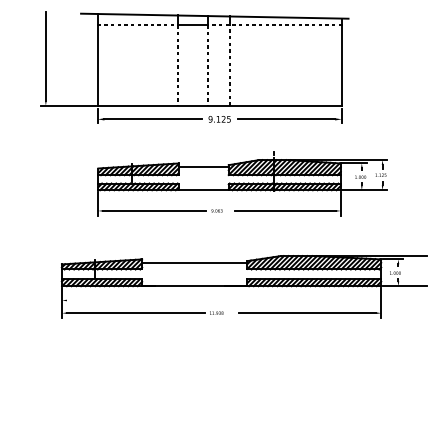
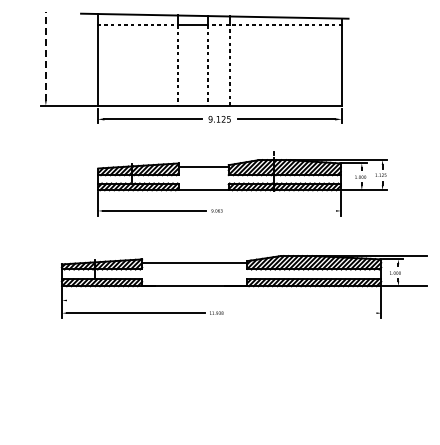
line: solid -> dashed (45, 55)
line: present -> none (284, 210)
line: present -> none (307, 313)
